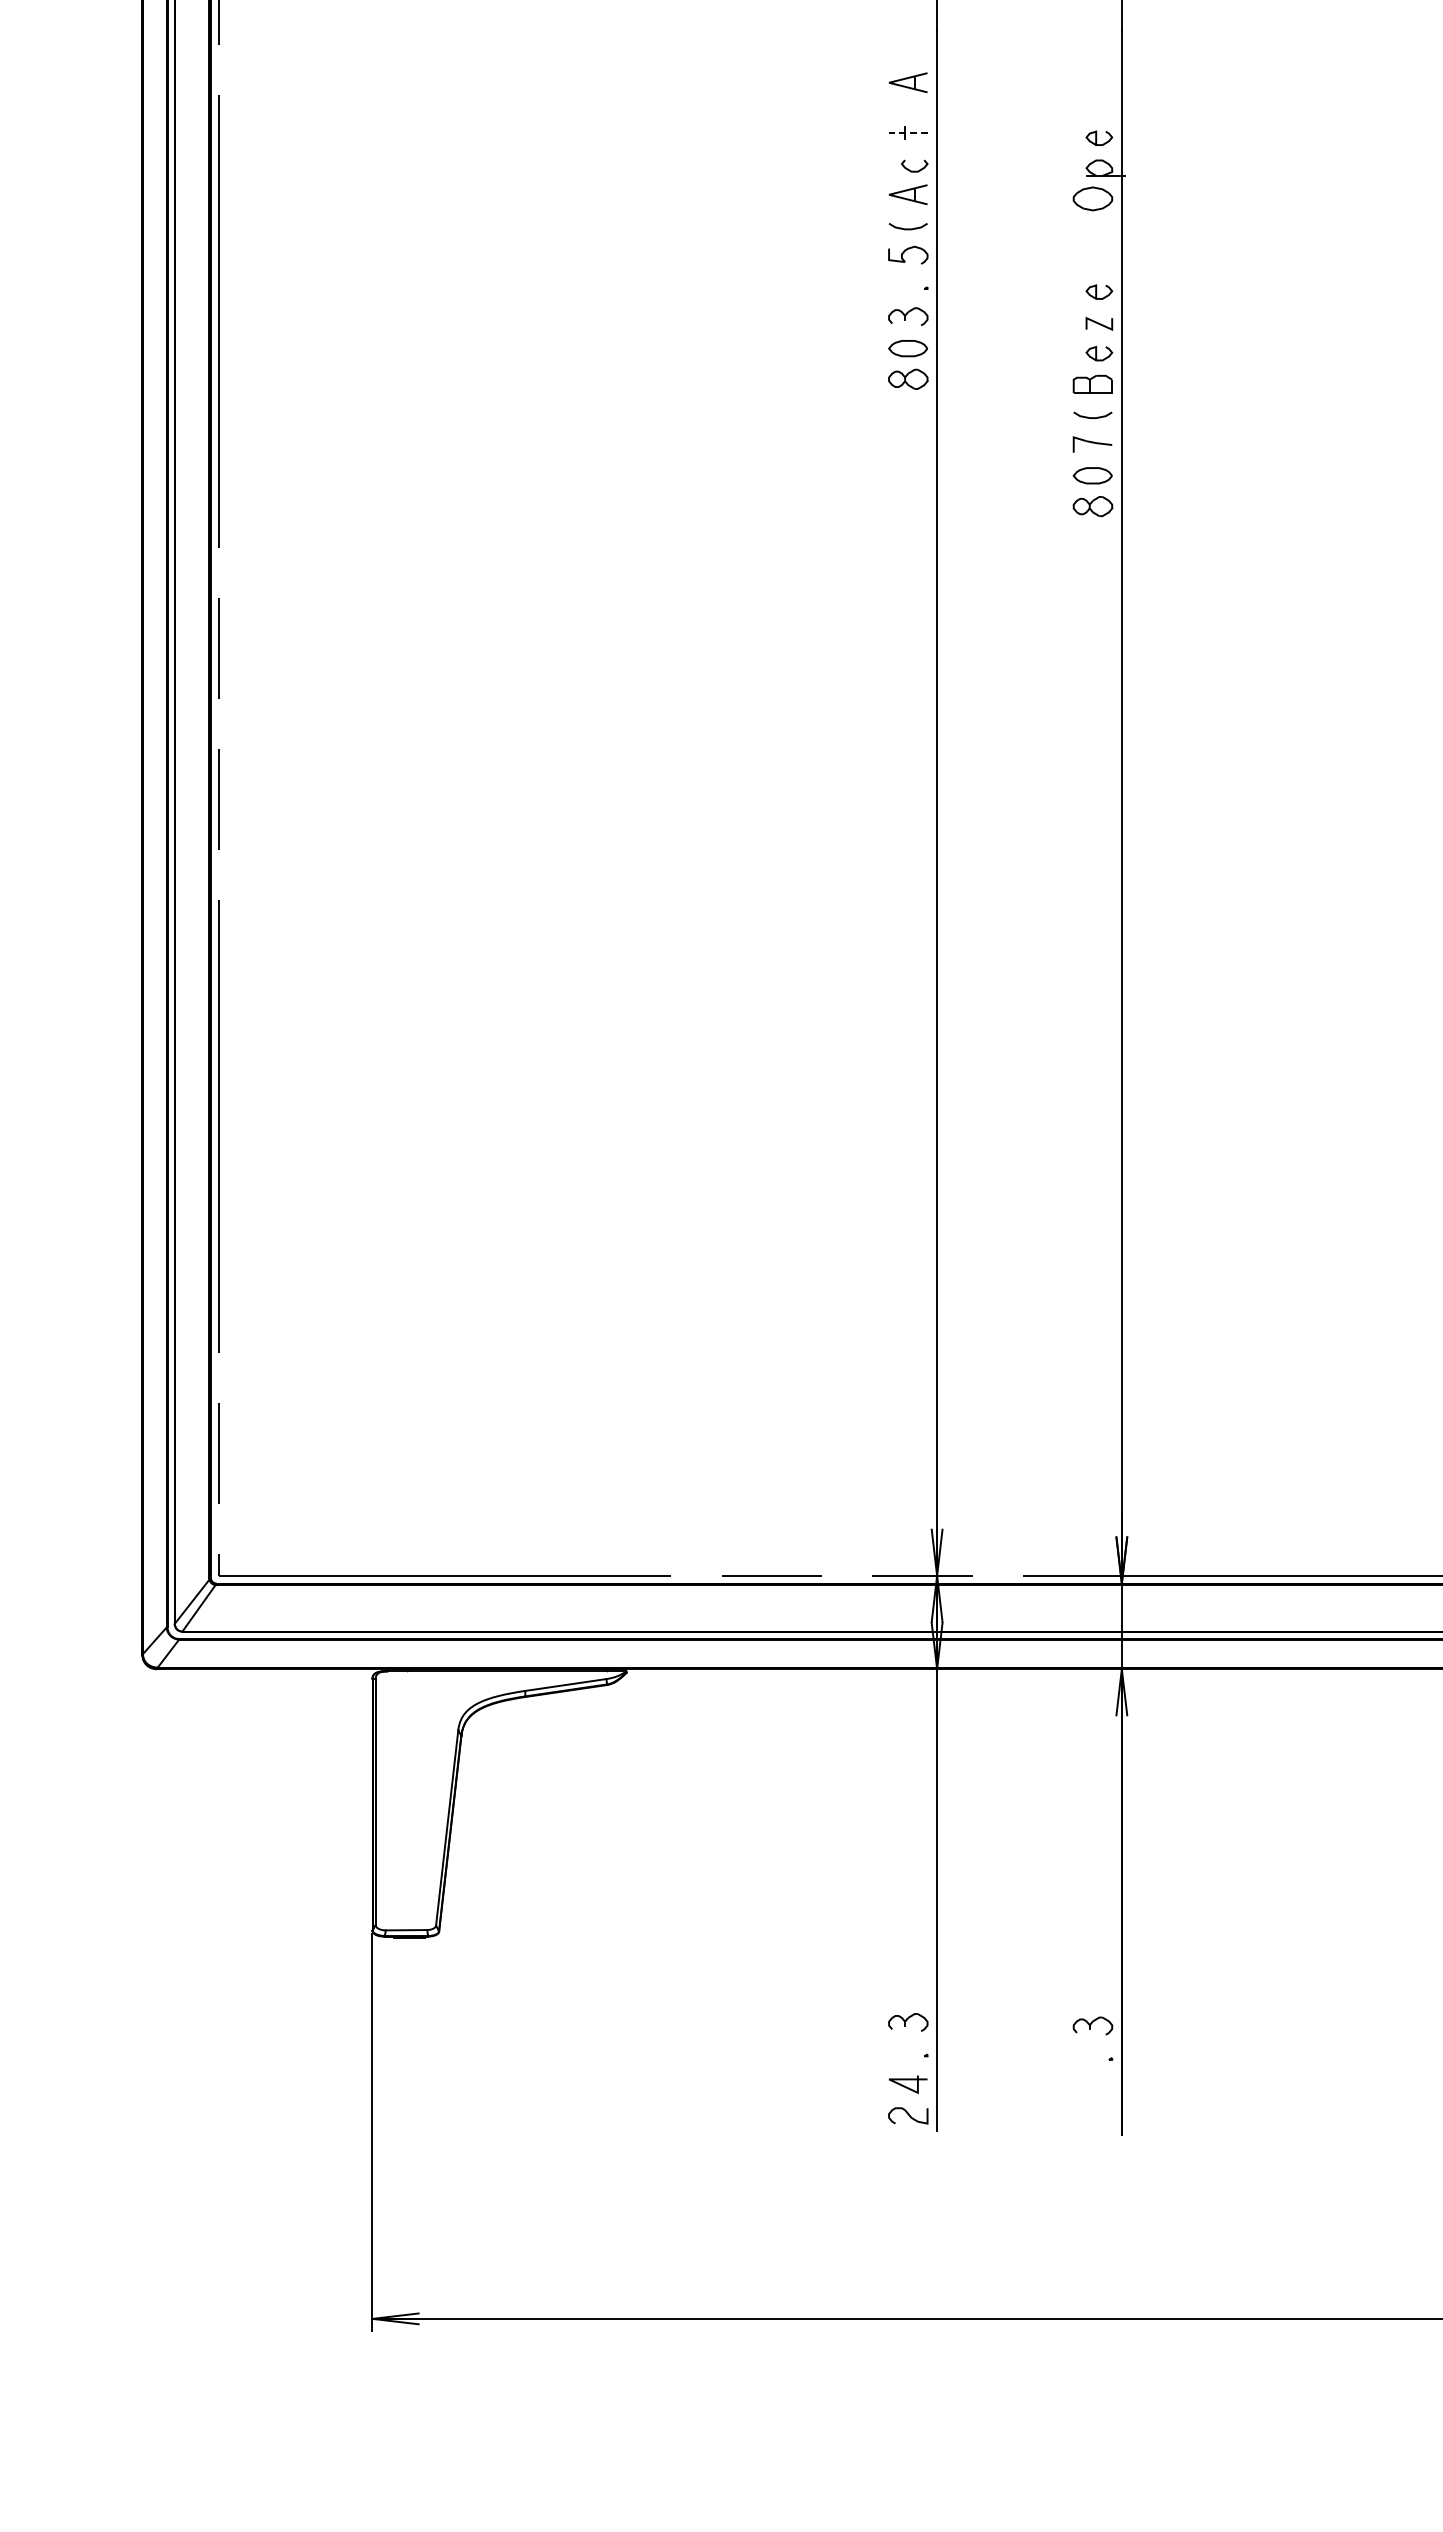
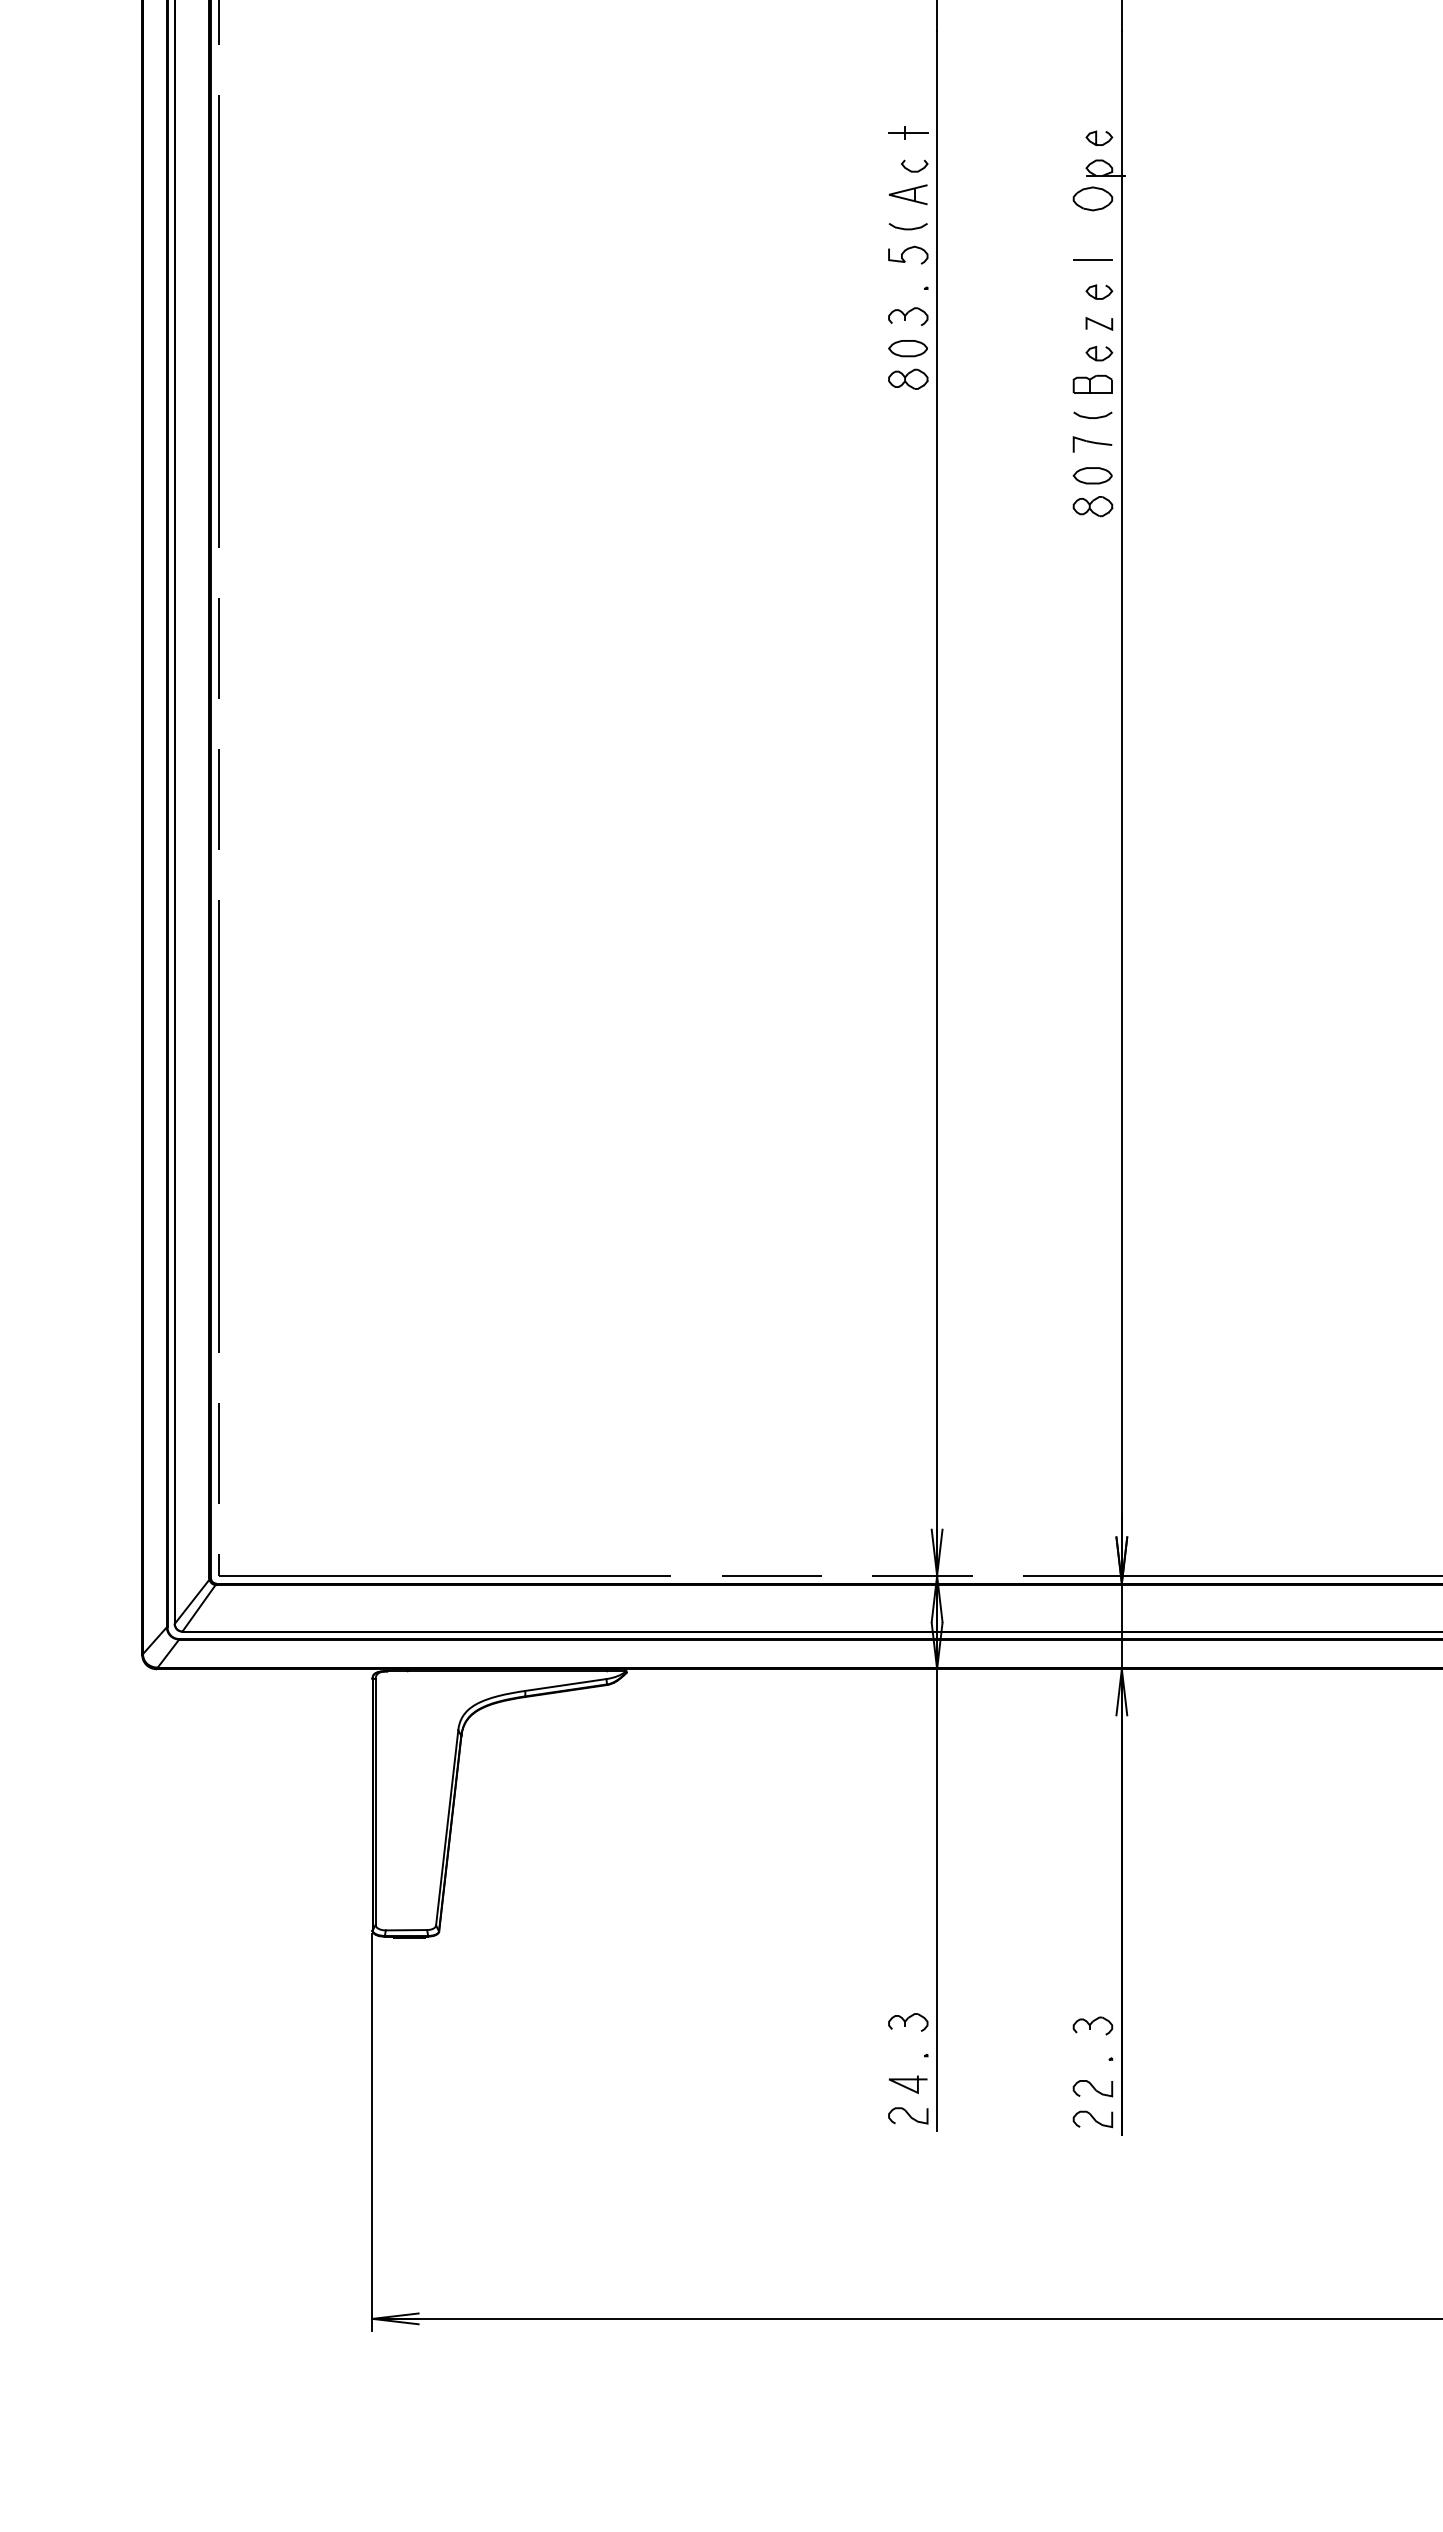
part: present -> none (907, 82)
line: dashed -> solid (907, 133)
line: none -> present (1092, 260)
part: none -> present (1092, 2088)
part: none -> present (1092, 2119)
